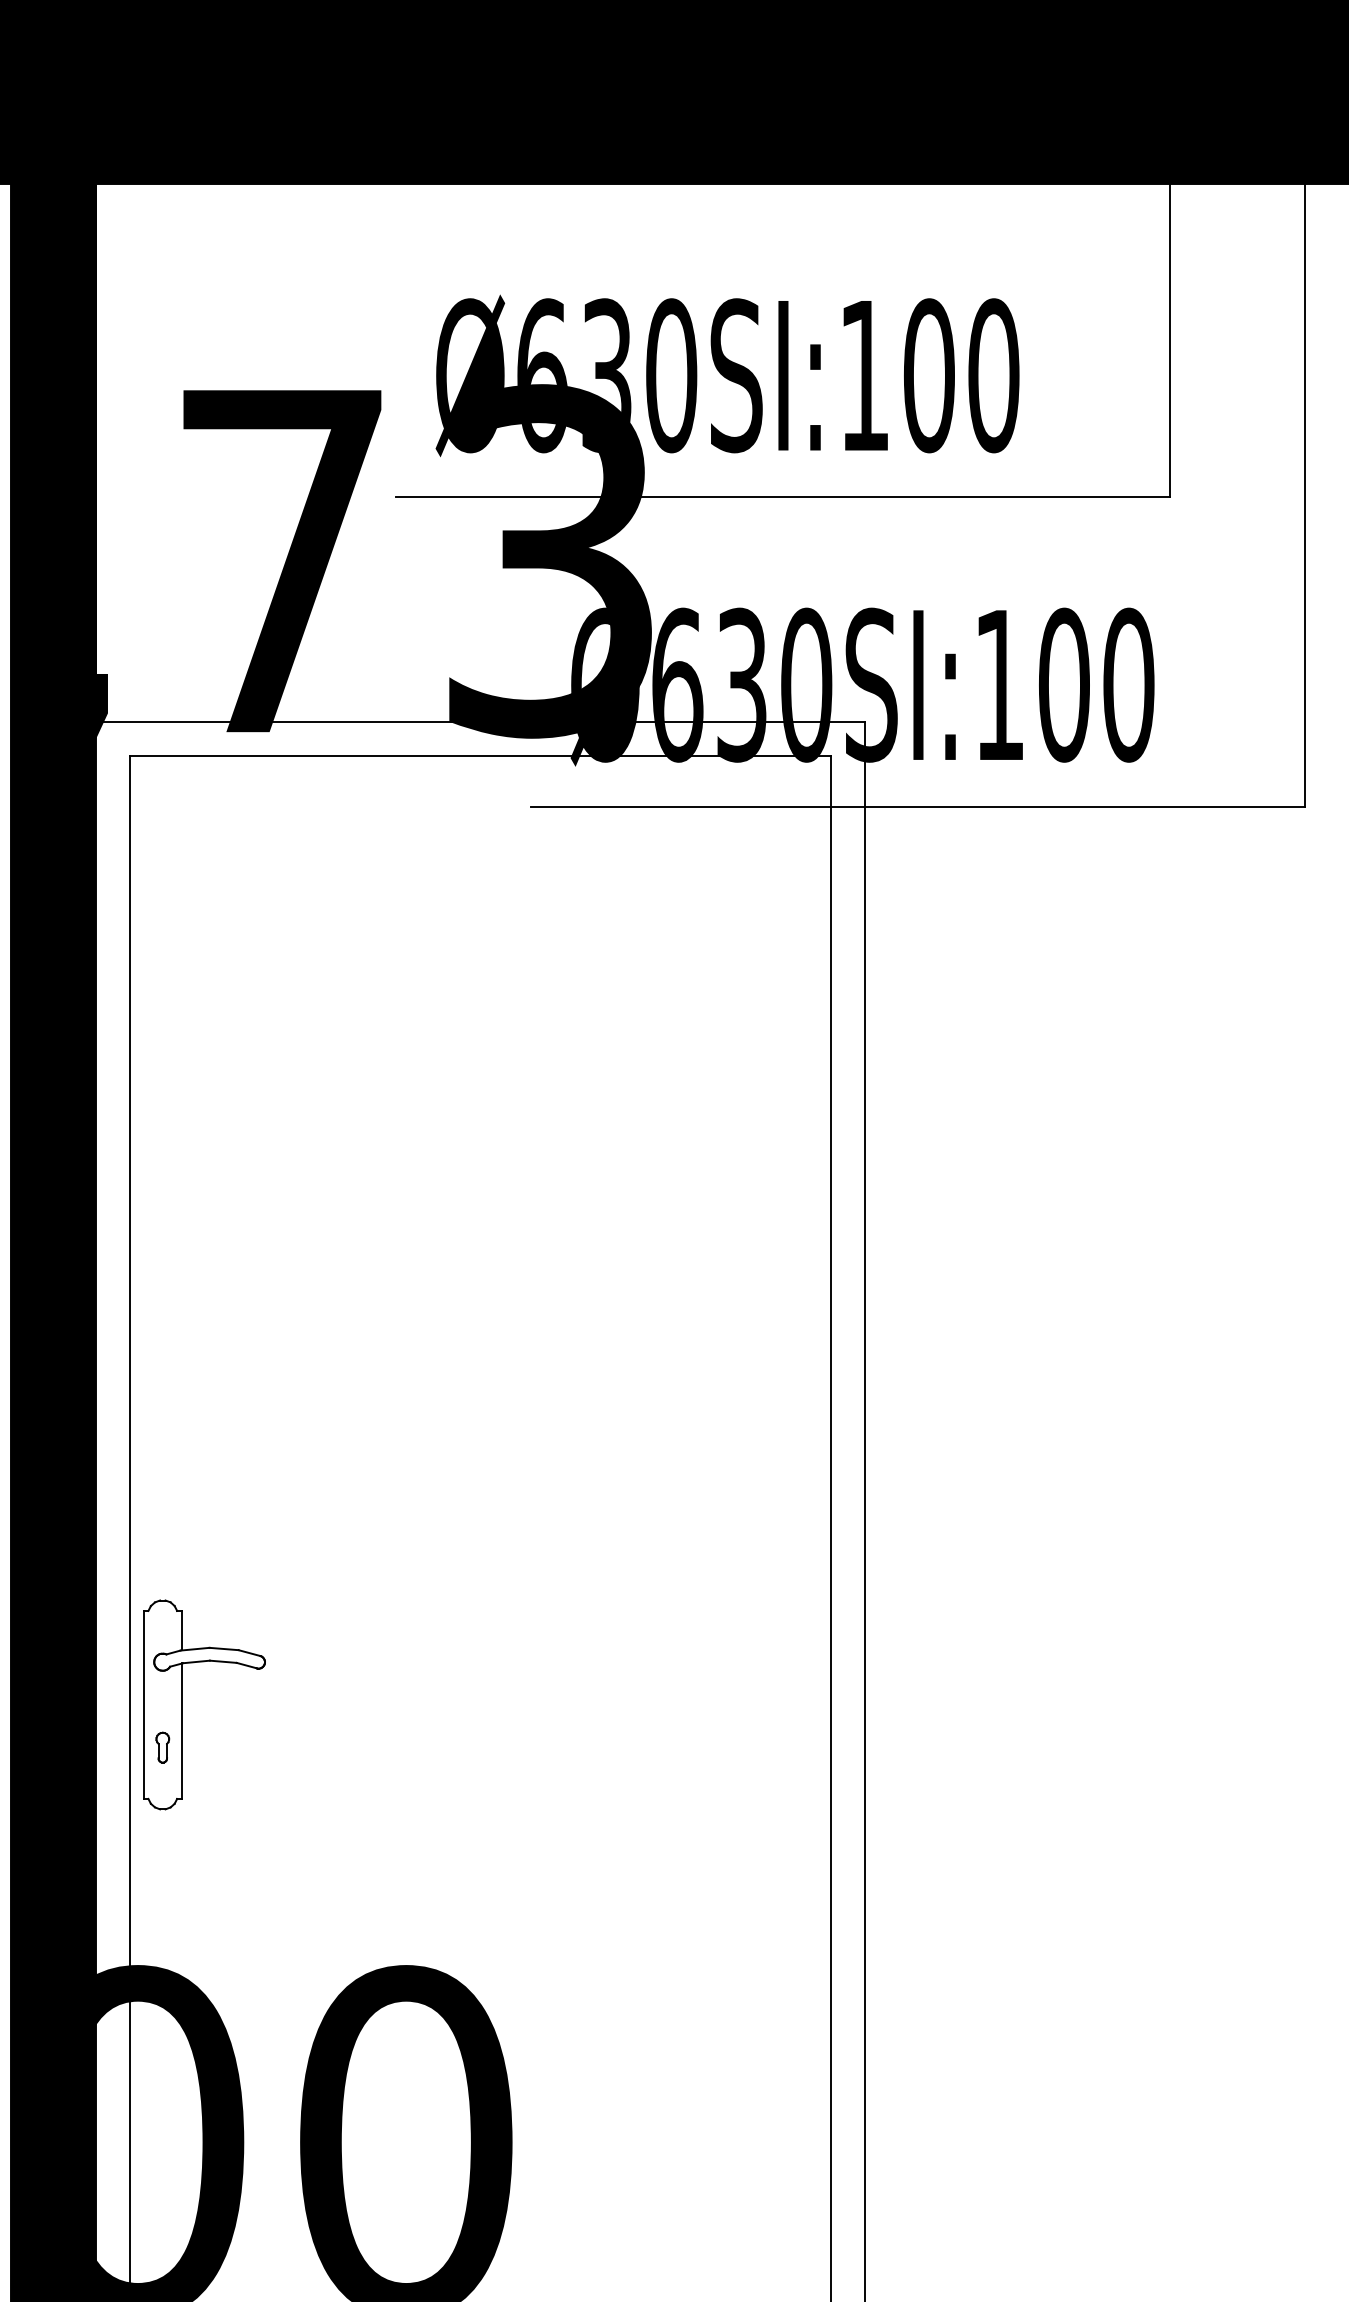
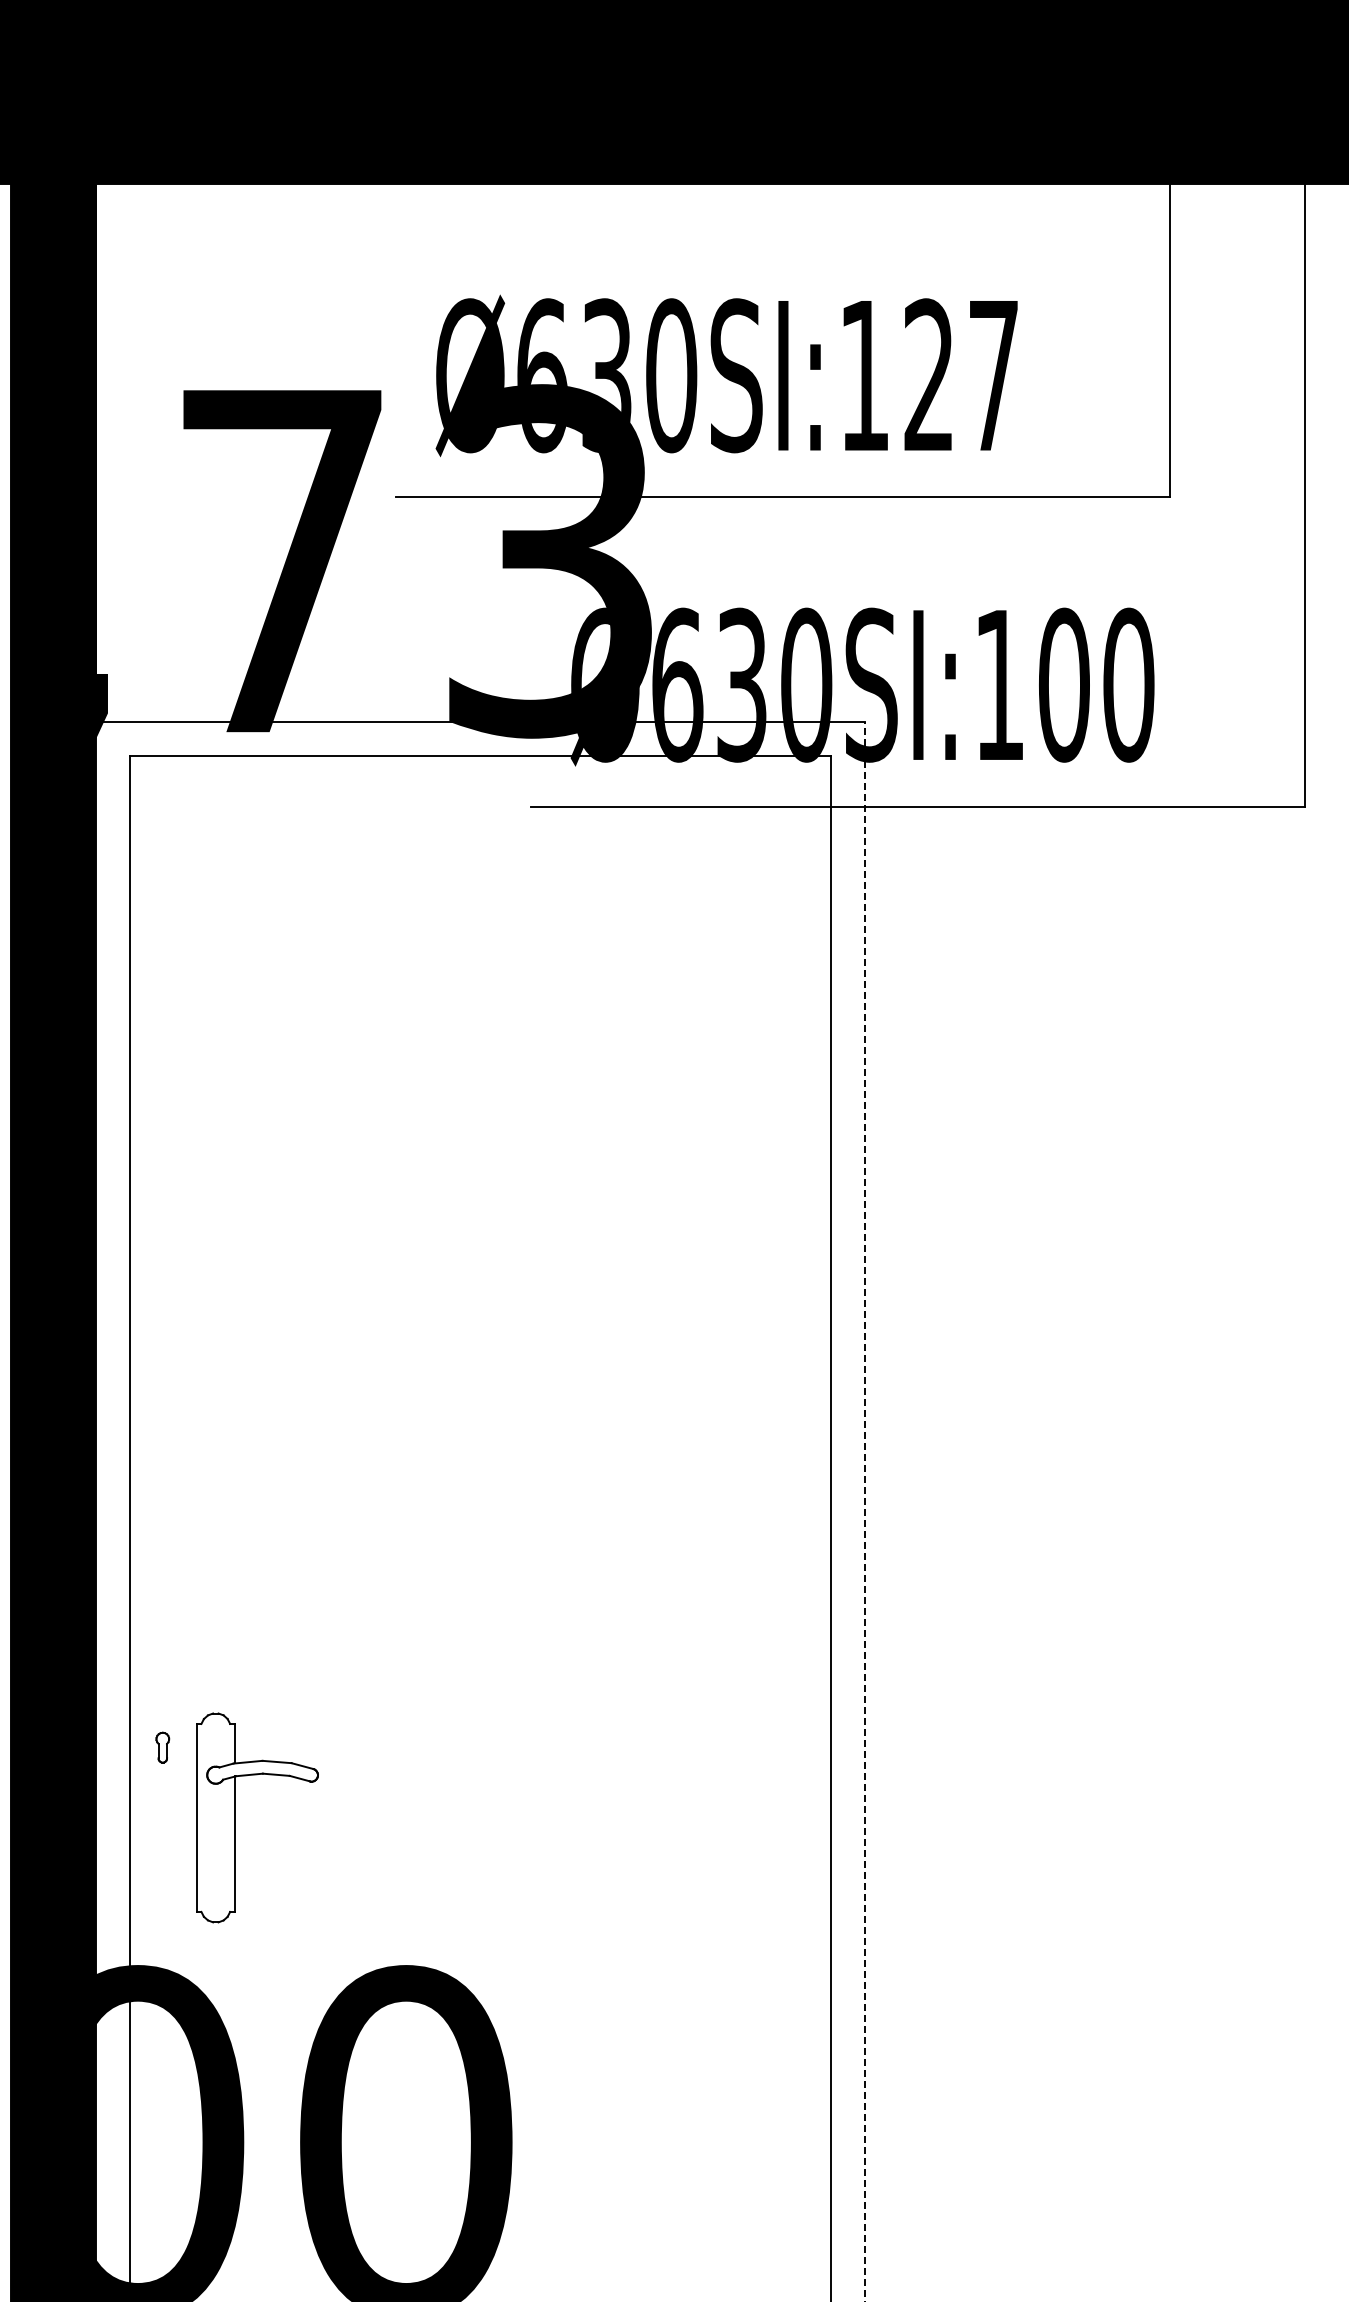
text: Ø630SI:100 -> Ø630SI:127 (961, 375)
line: solid -> dashed (865, 1512)
part position: (182, 1704) -> (235, 1817) (235, 1817)
